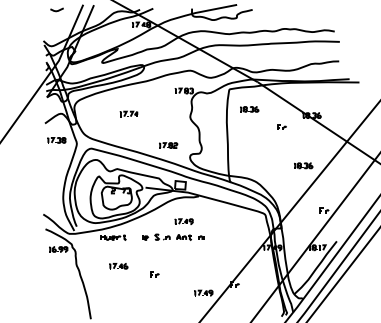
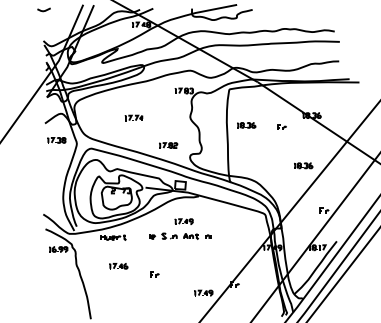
line position: (56, 10) -> (43, 10) (43, 10)
part position: (249, 109) -> (246, 125) (246, 125)
part position: (128, 113) -> (133, 117) (133, 117)
part position: (173, 236) -> (180, 235) (180, 235)
